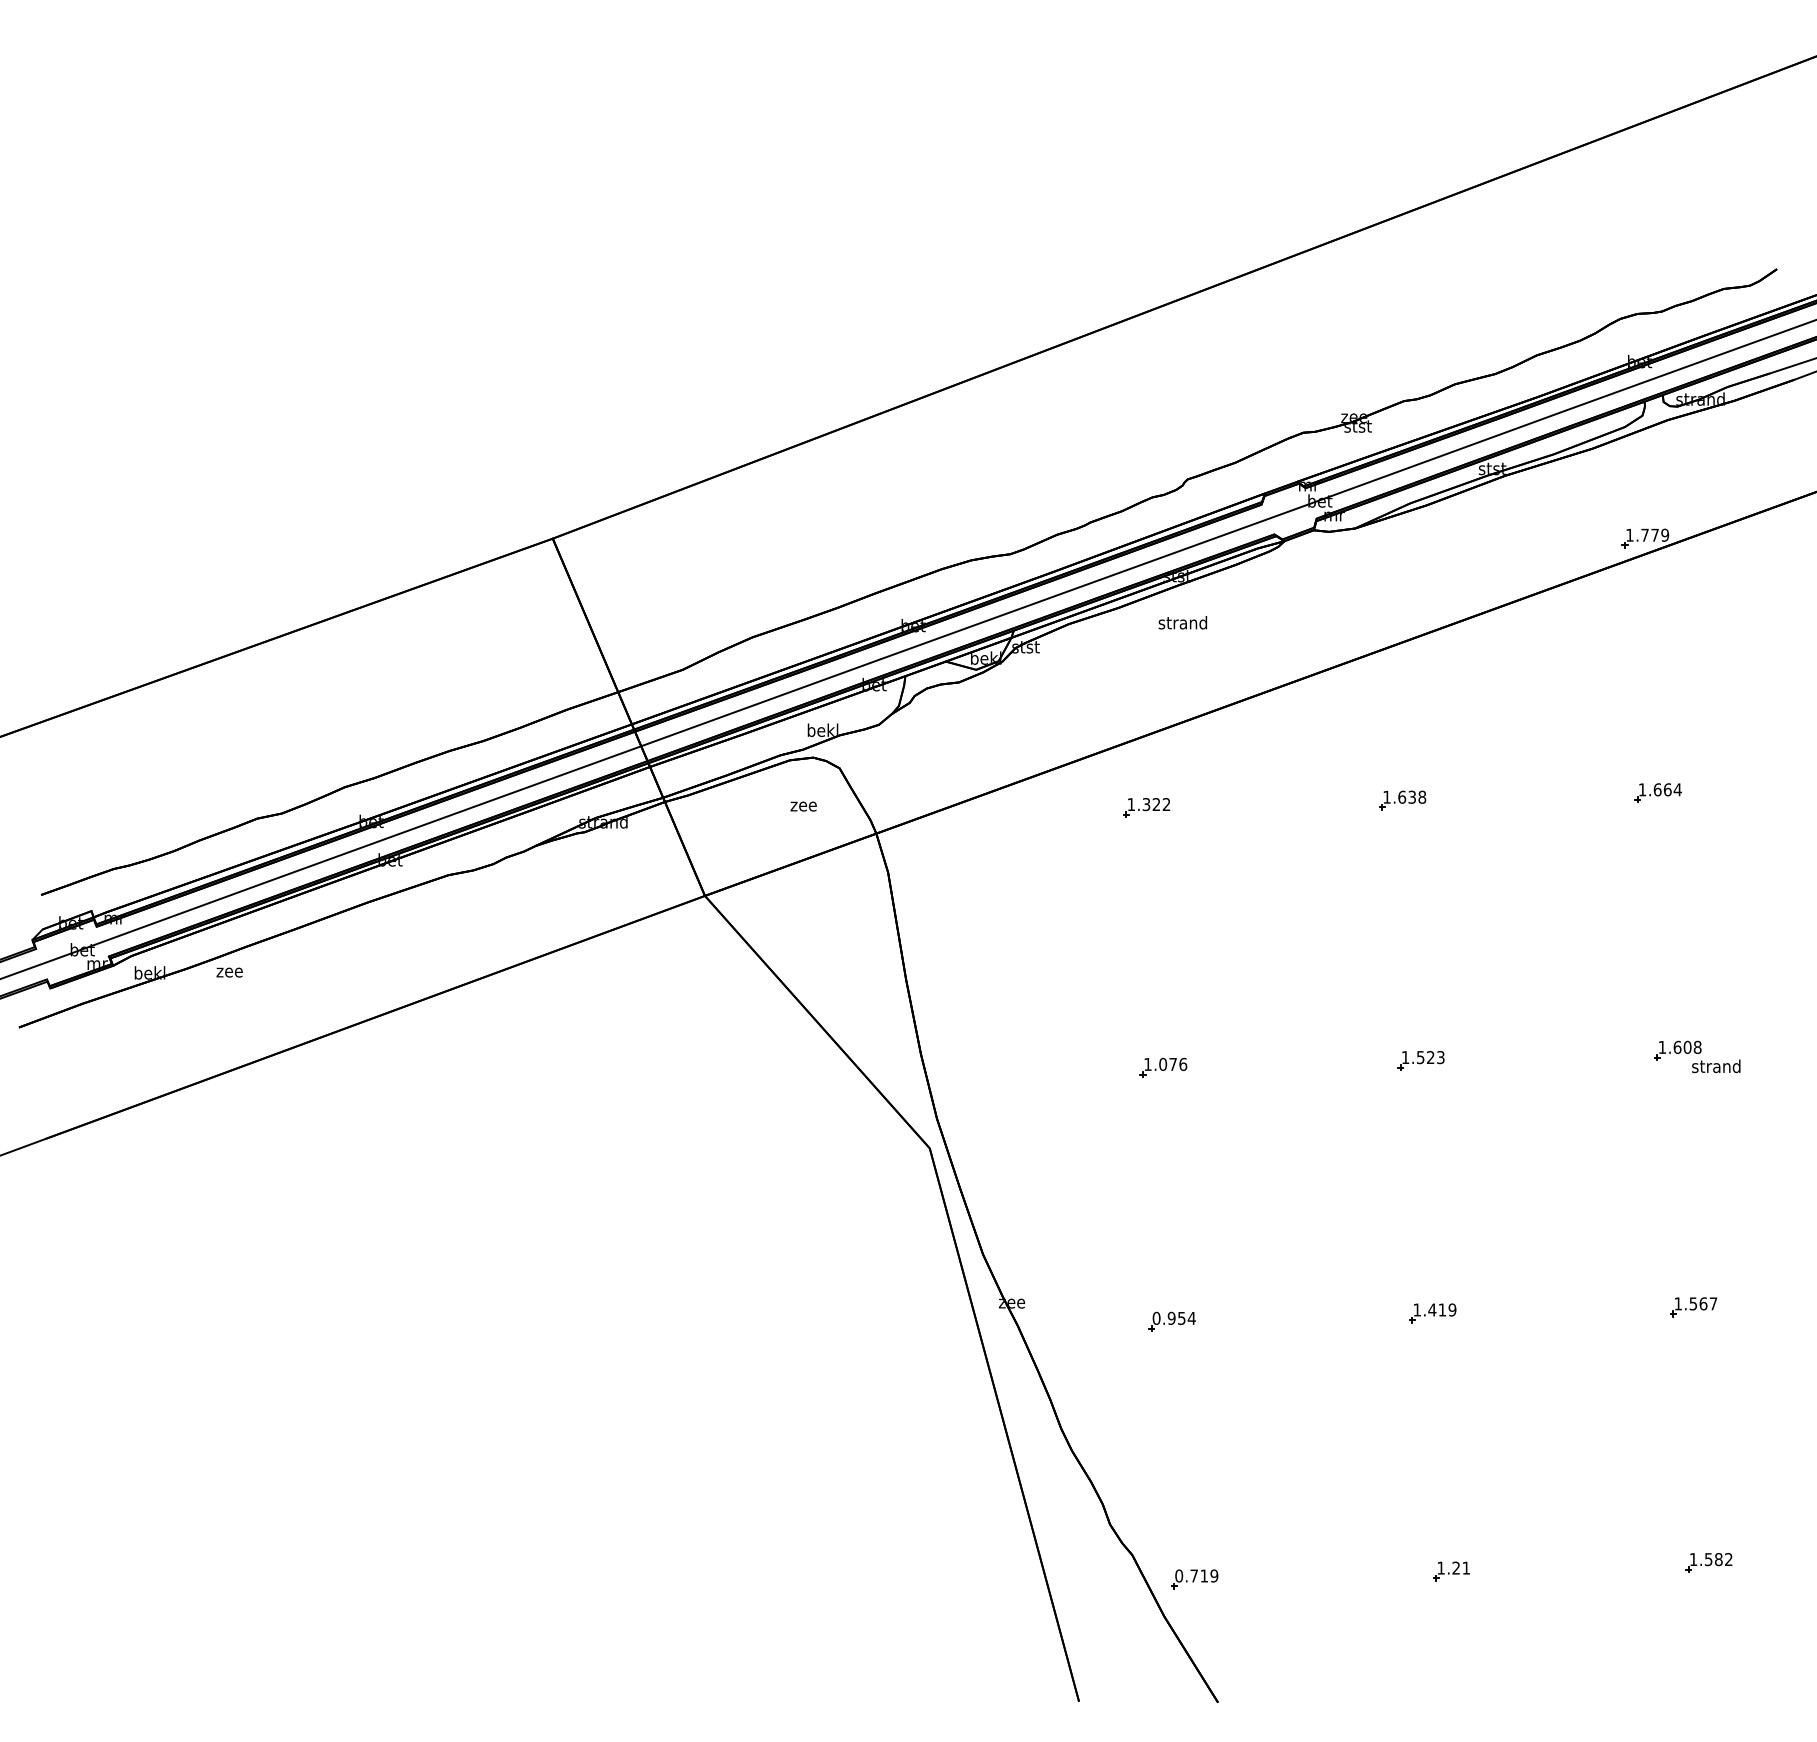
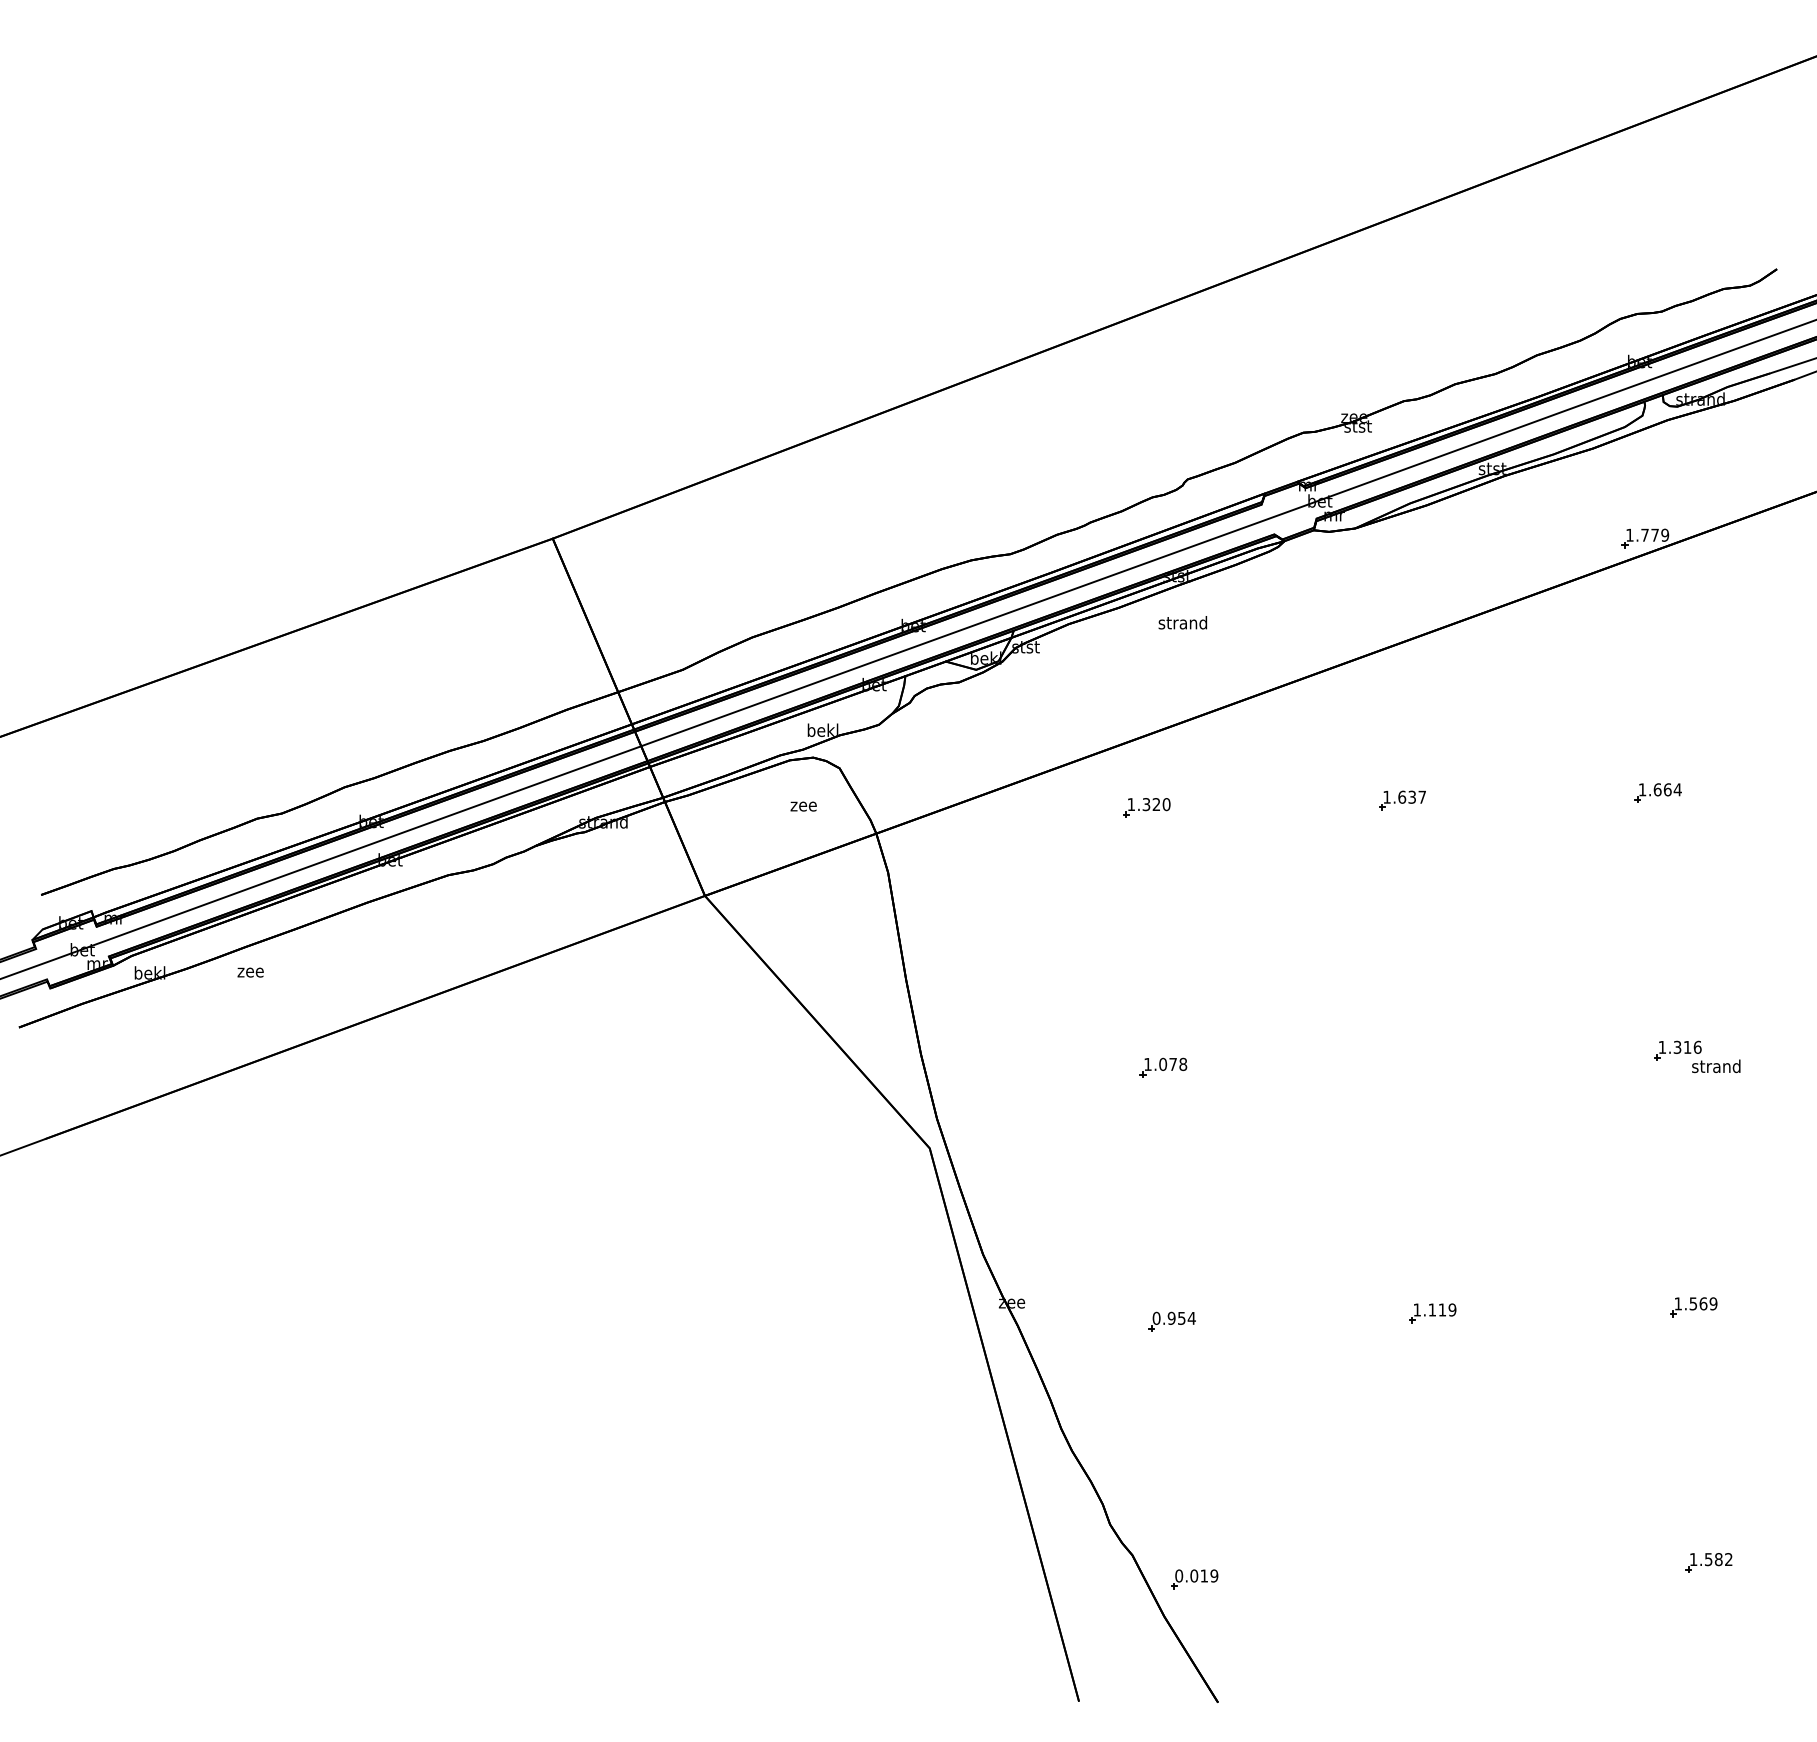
text: 1.638 -> 1.637 (1422, 796)
text: 1.322 -> 1.320 (1166, 804)
text position: (229, 972) -> (250, 972) (250, 972)
text: 1.608 -> 1.316 (1687, 1046)
part: present -> none (1420, 1060)
text: 1.076 -> 1.078 (1183, 1063)
text: 1.567 -> 1.569 (1713, 1303)
text: 1.419 -> 1.119 (1432, 1309)
part: present -> none (1451, 1571)
text: 0.719 -> 0.019 (1194, 1575)
